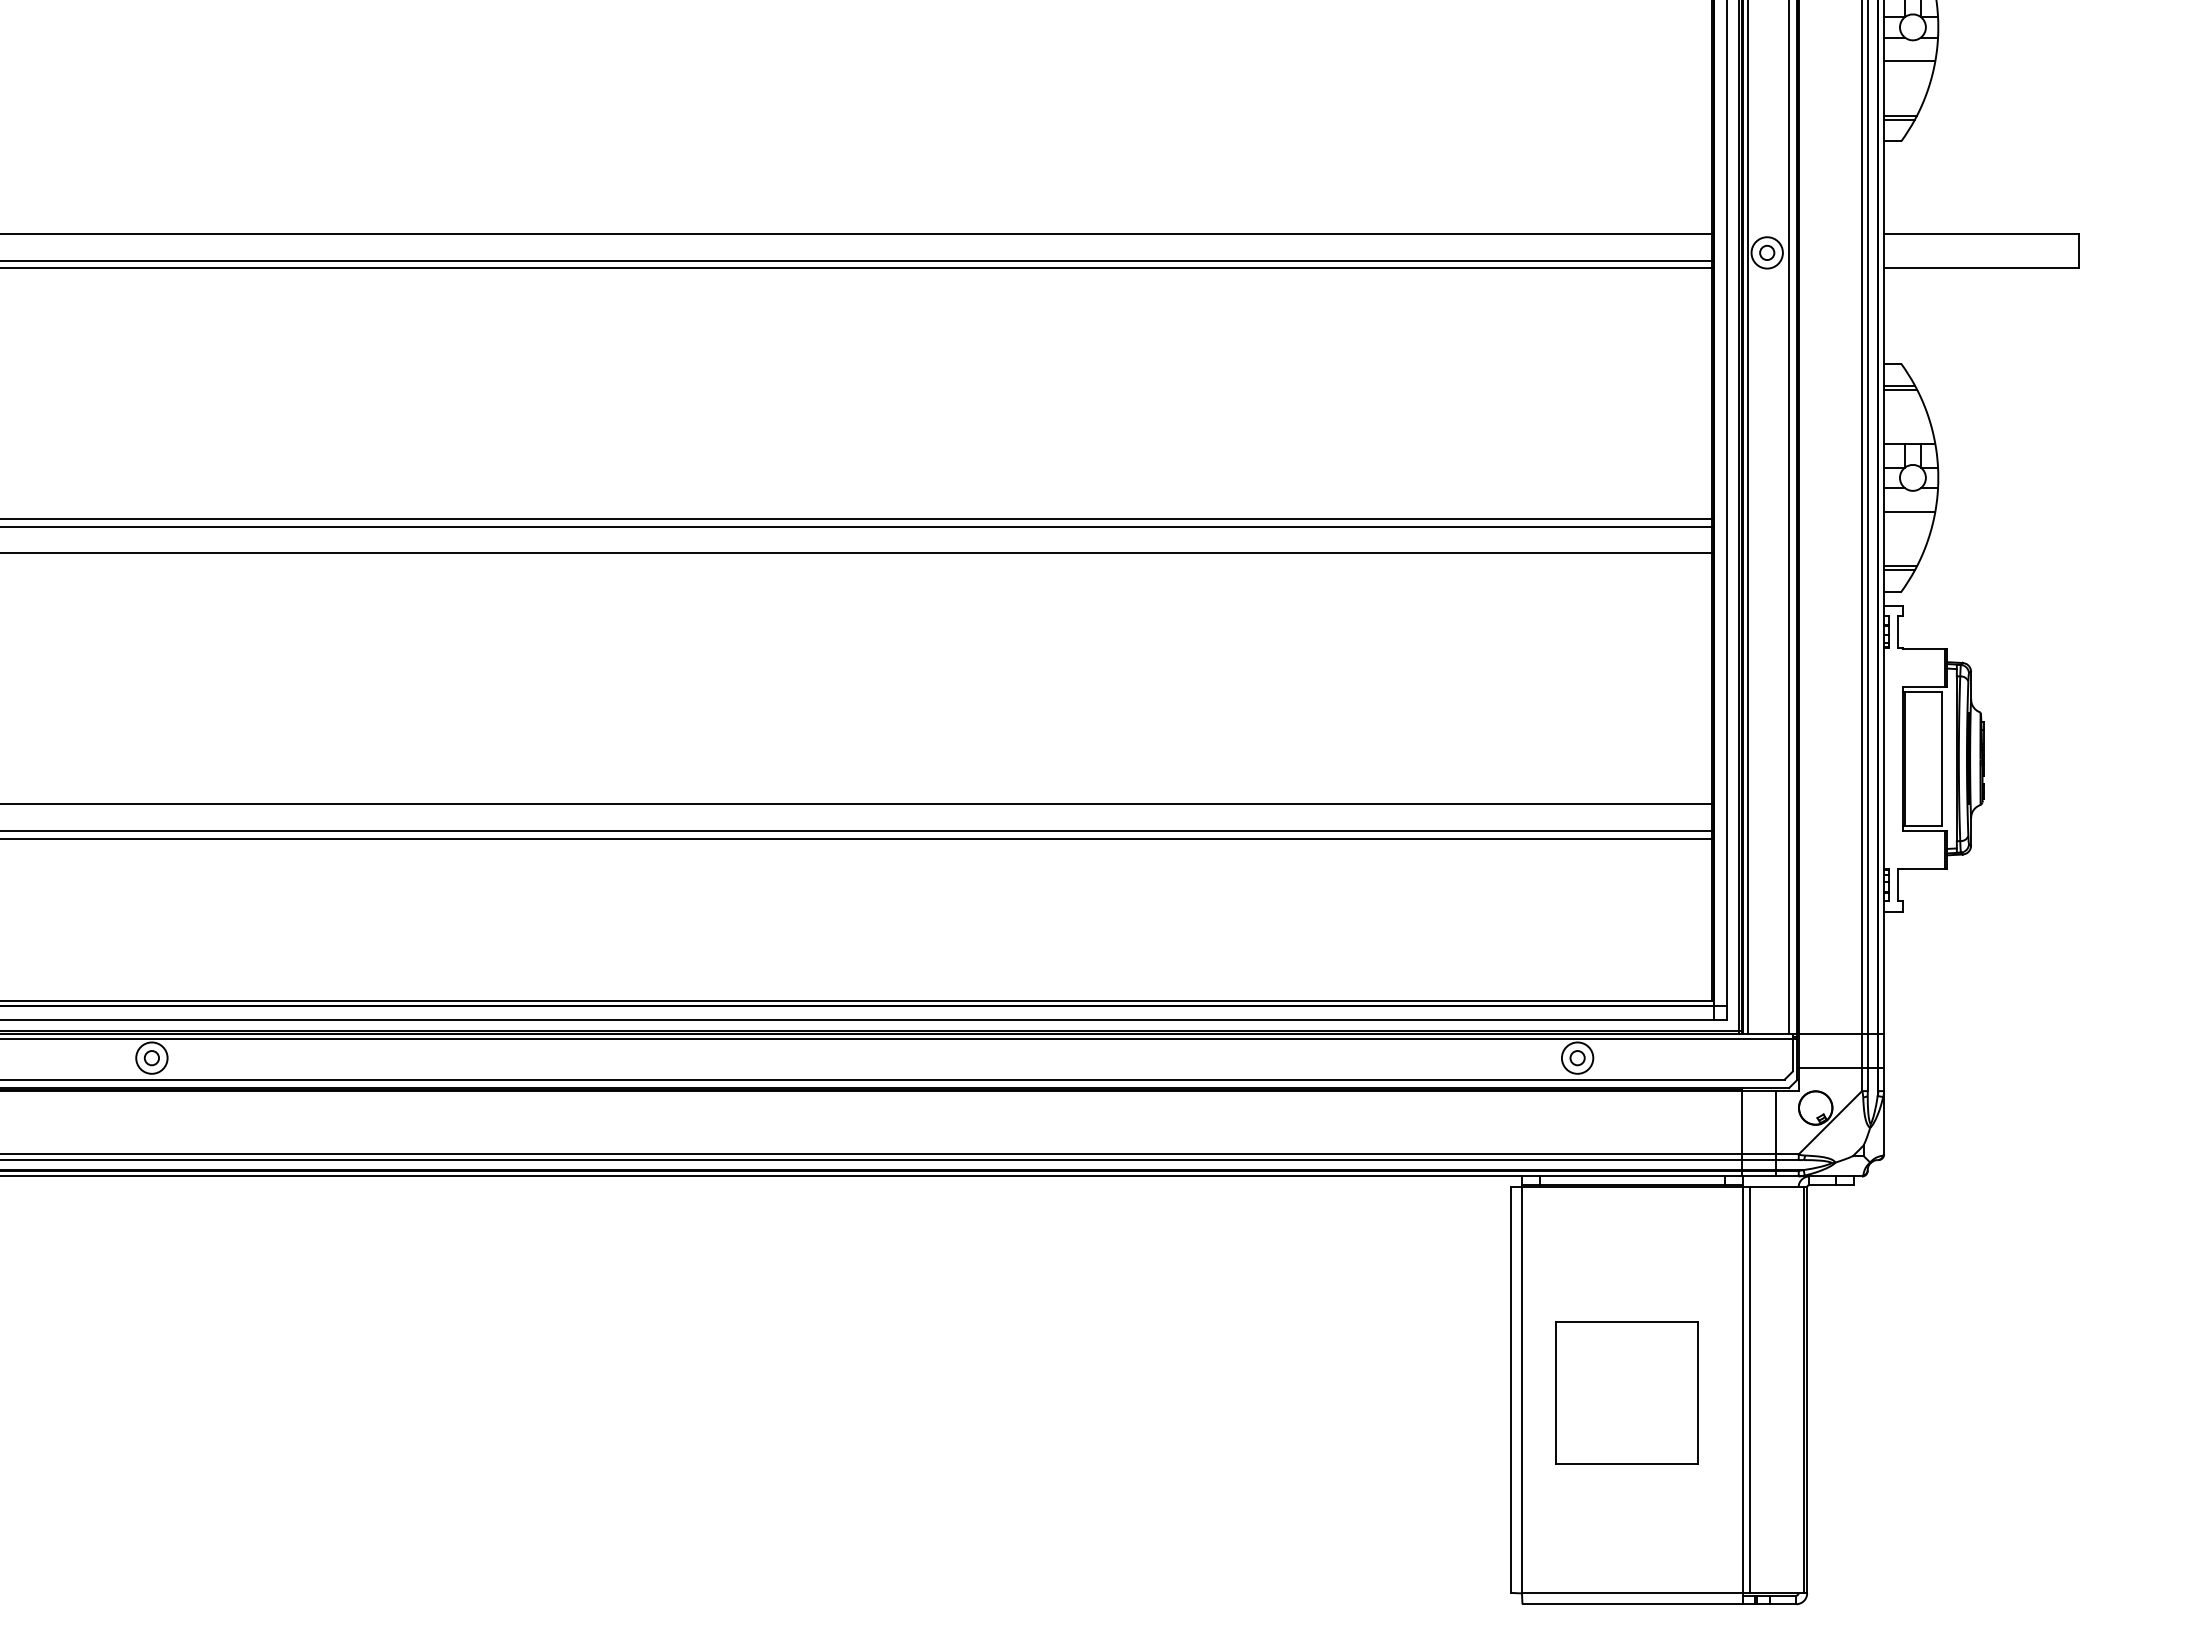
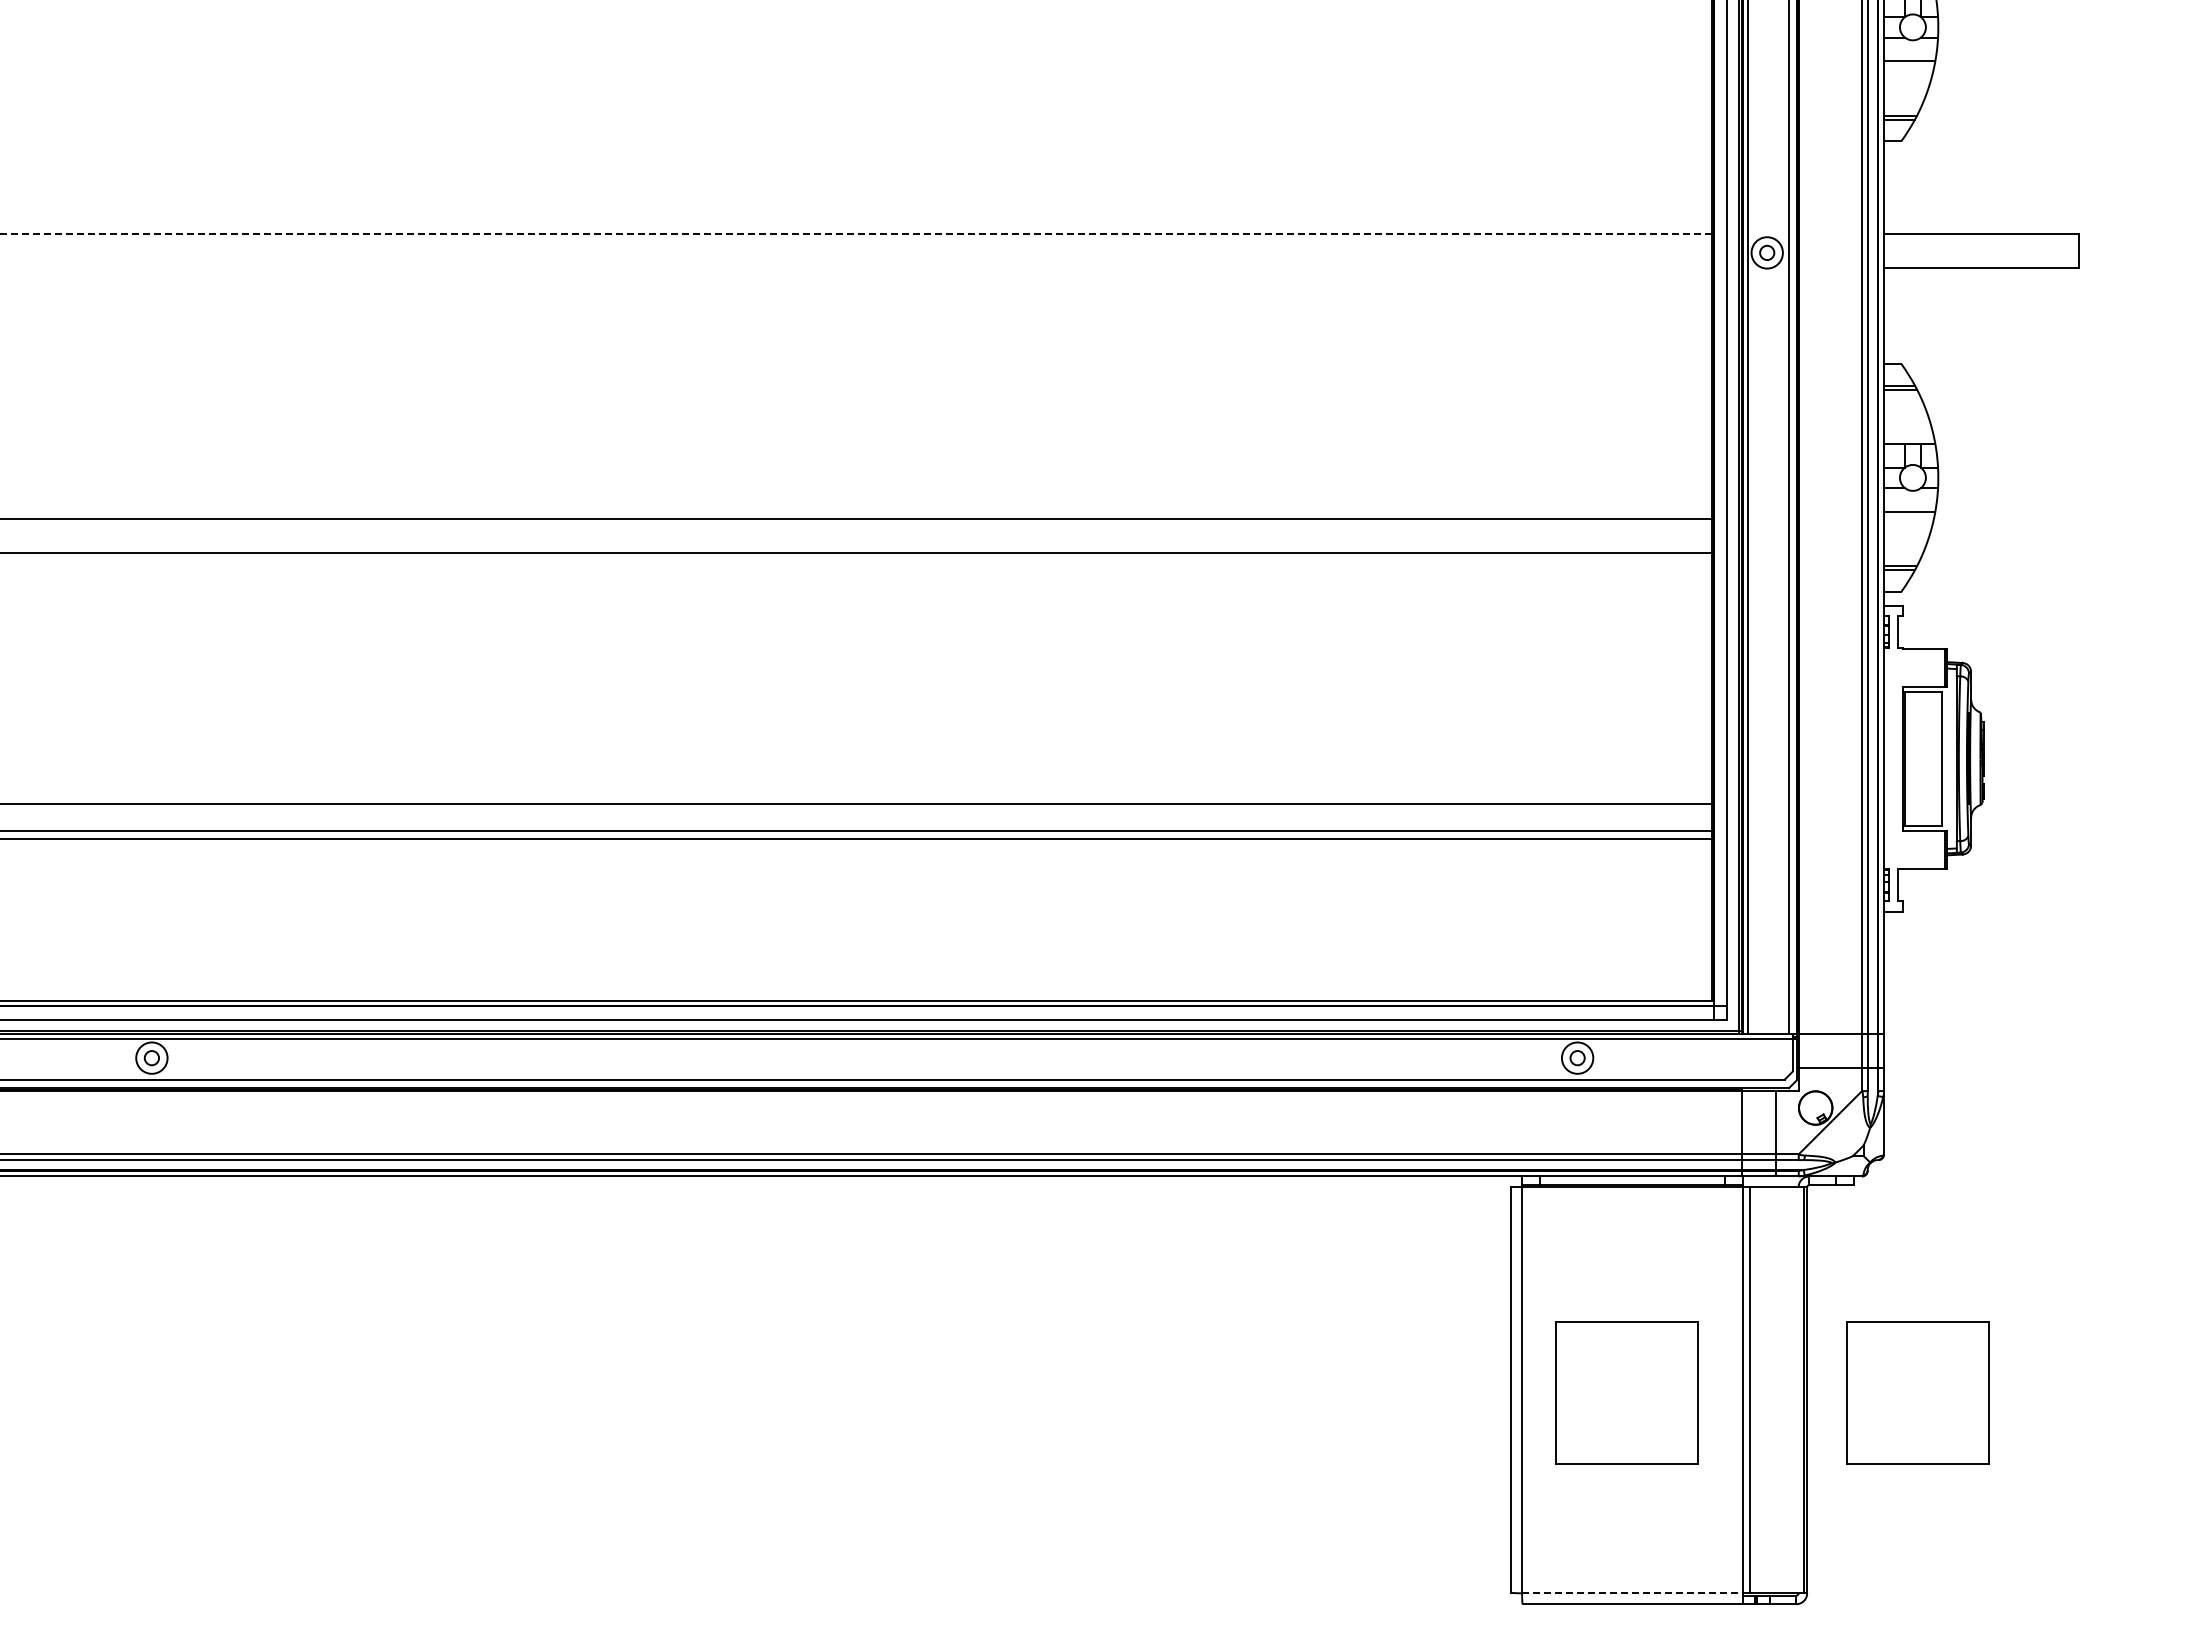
line: solid -> dashed (856, 234)
line: present -> none (856, 260)
line: present -> none (856, 268)
line: present -> none (856, 526)
part: none -> present (1917, 1392)
line: solid -> dashed (1632, 1593)
